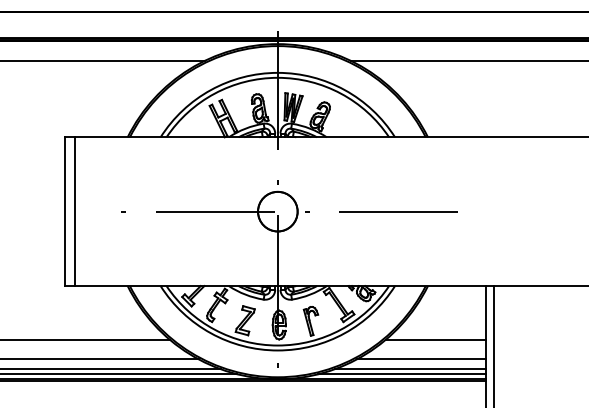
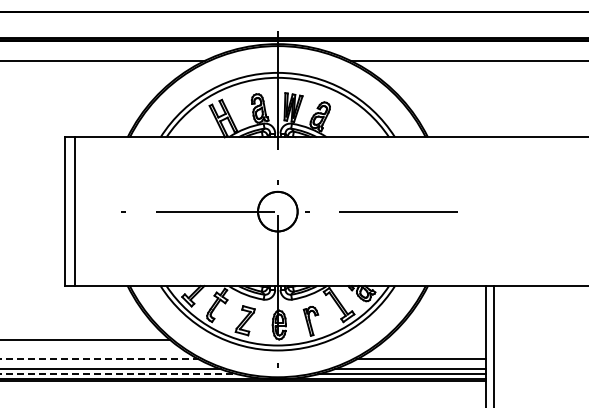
line: present -> none (436, 339)
line: solid -> dashed (100, 359)
line: solid -> dashed (118, 374)
